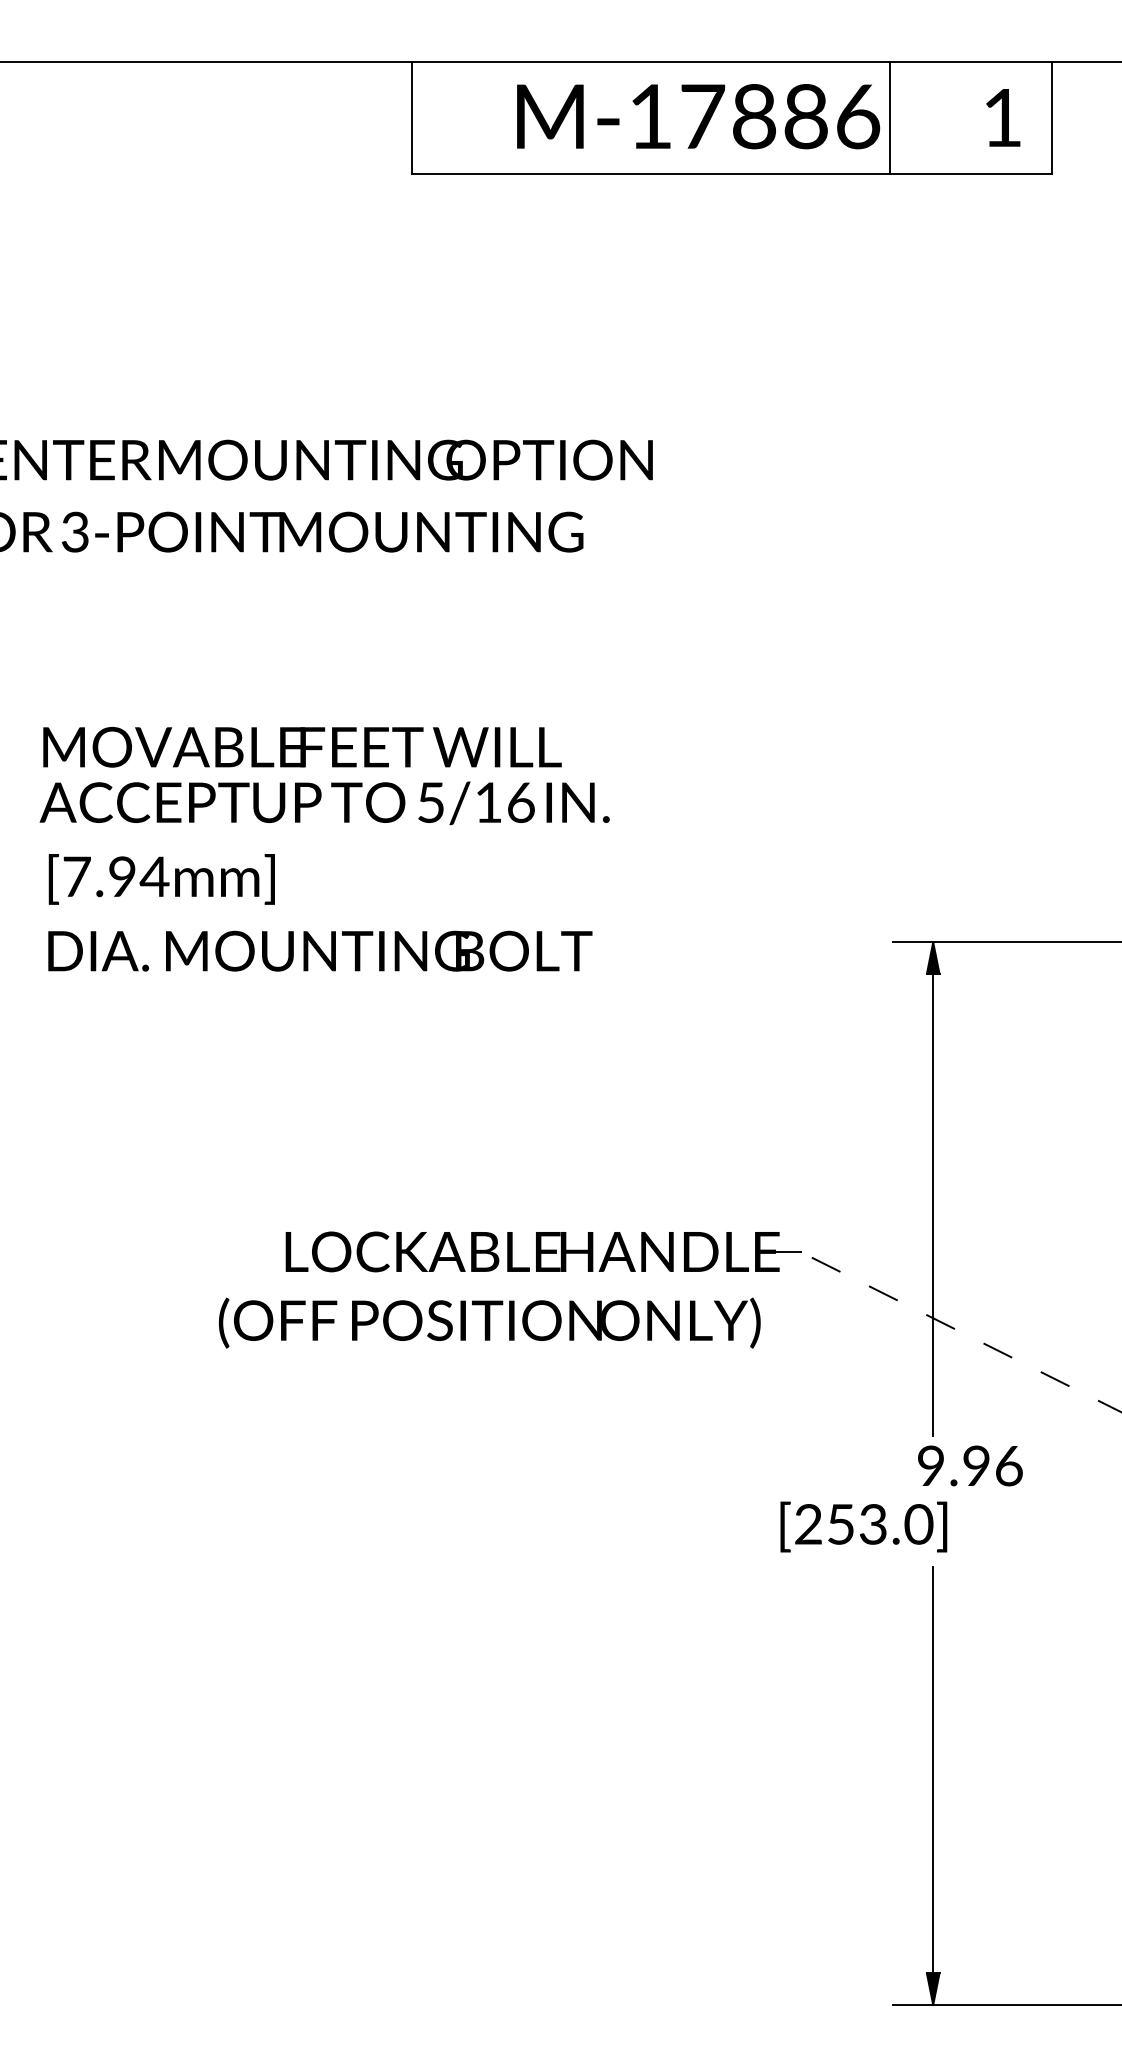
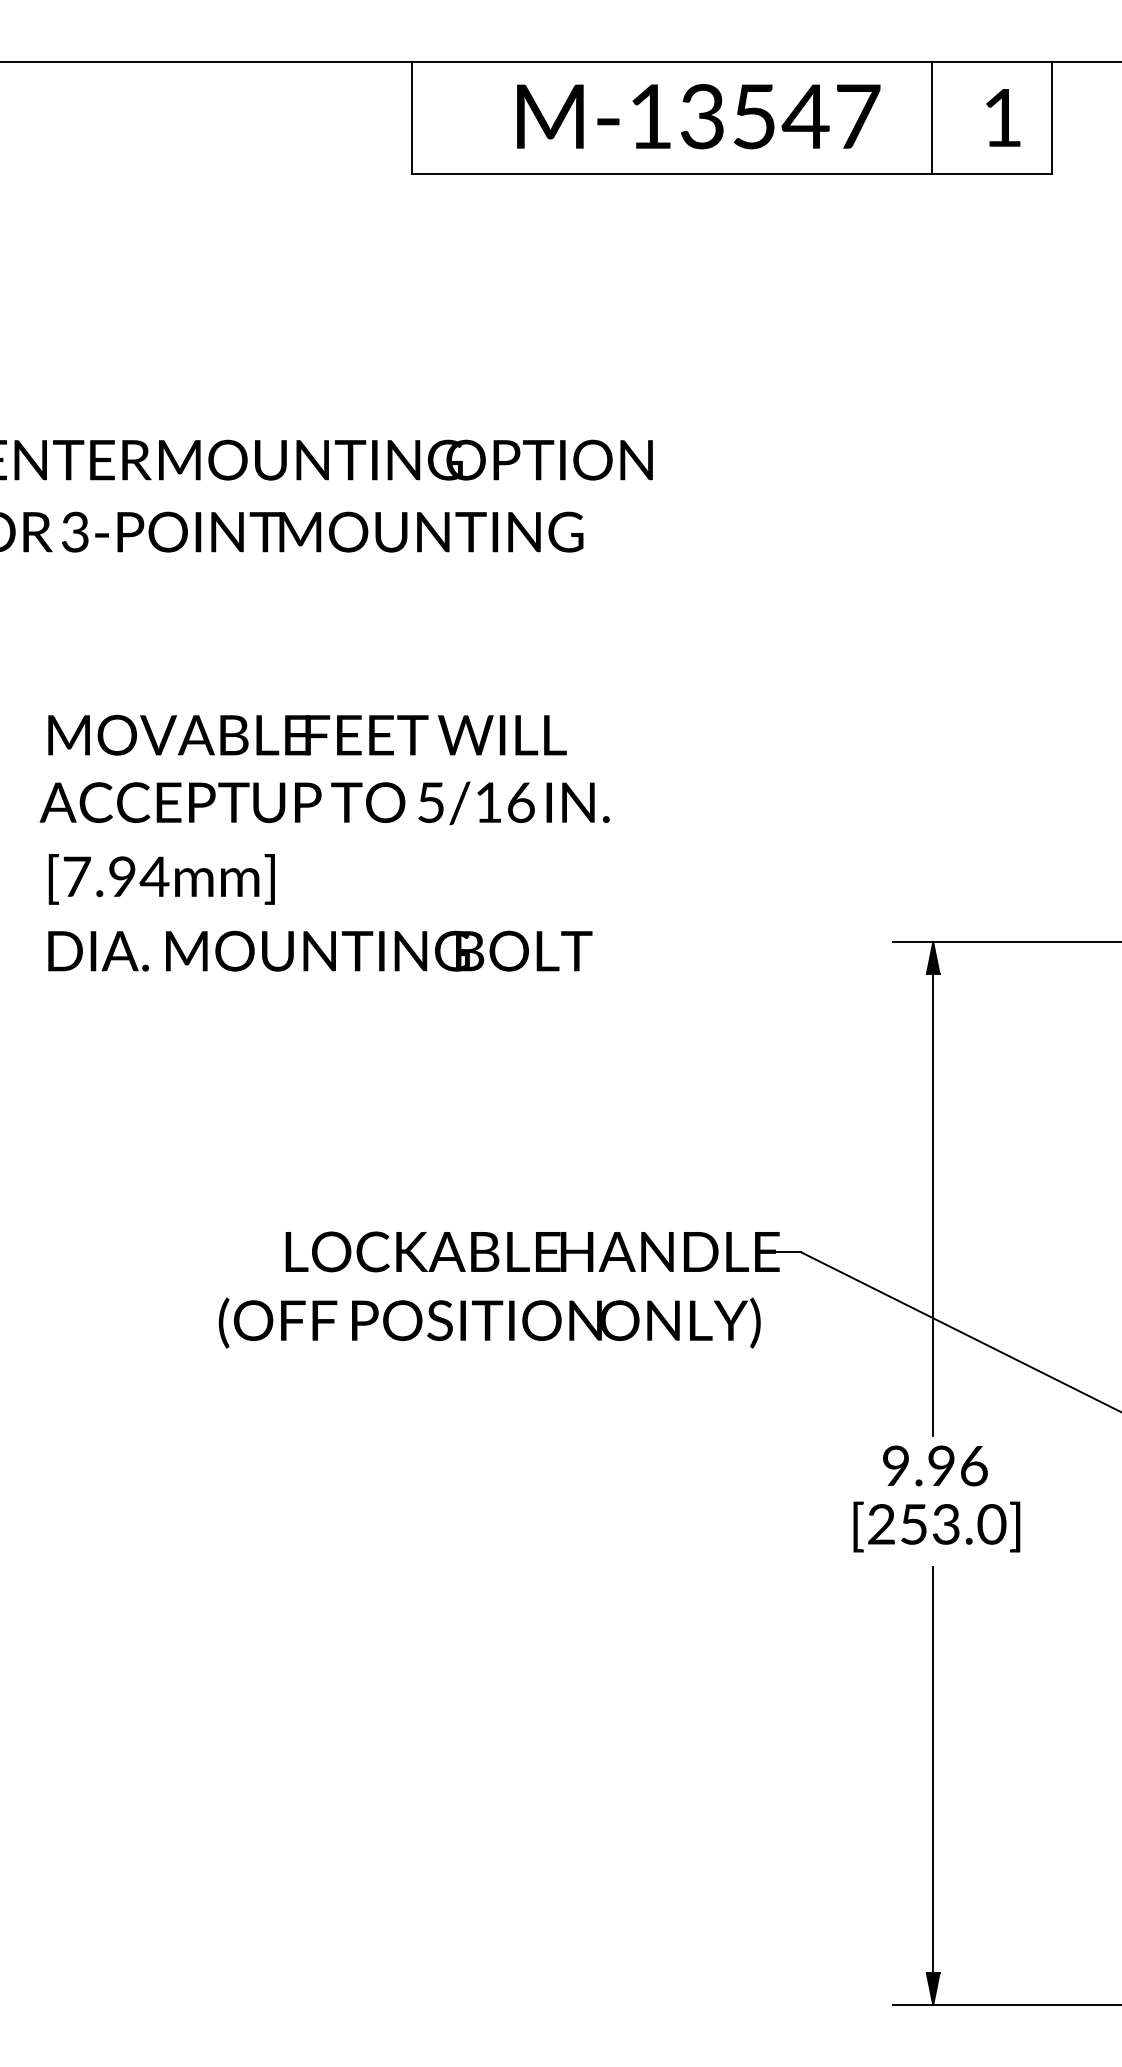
text: M-17886 -> M-13547 (780, 116)
line position: (890, 118) -> (932, 118) (932, 118)
text position: (302, 746) -> (307, 734) (307, 734)
line: dashed -> solid (961, 1332)
text position: (970, 1465) -> (935, 1465) (935, 1465)
text position: (863, 1526) -> (936, 1526) (936, 1526)
